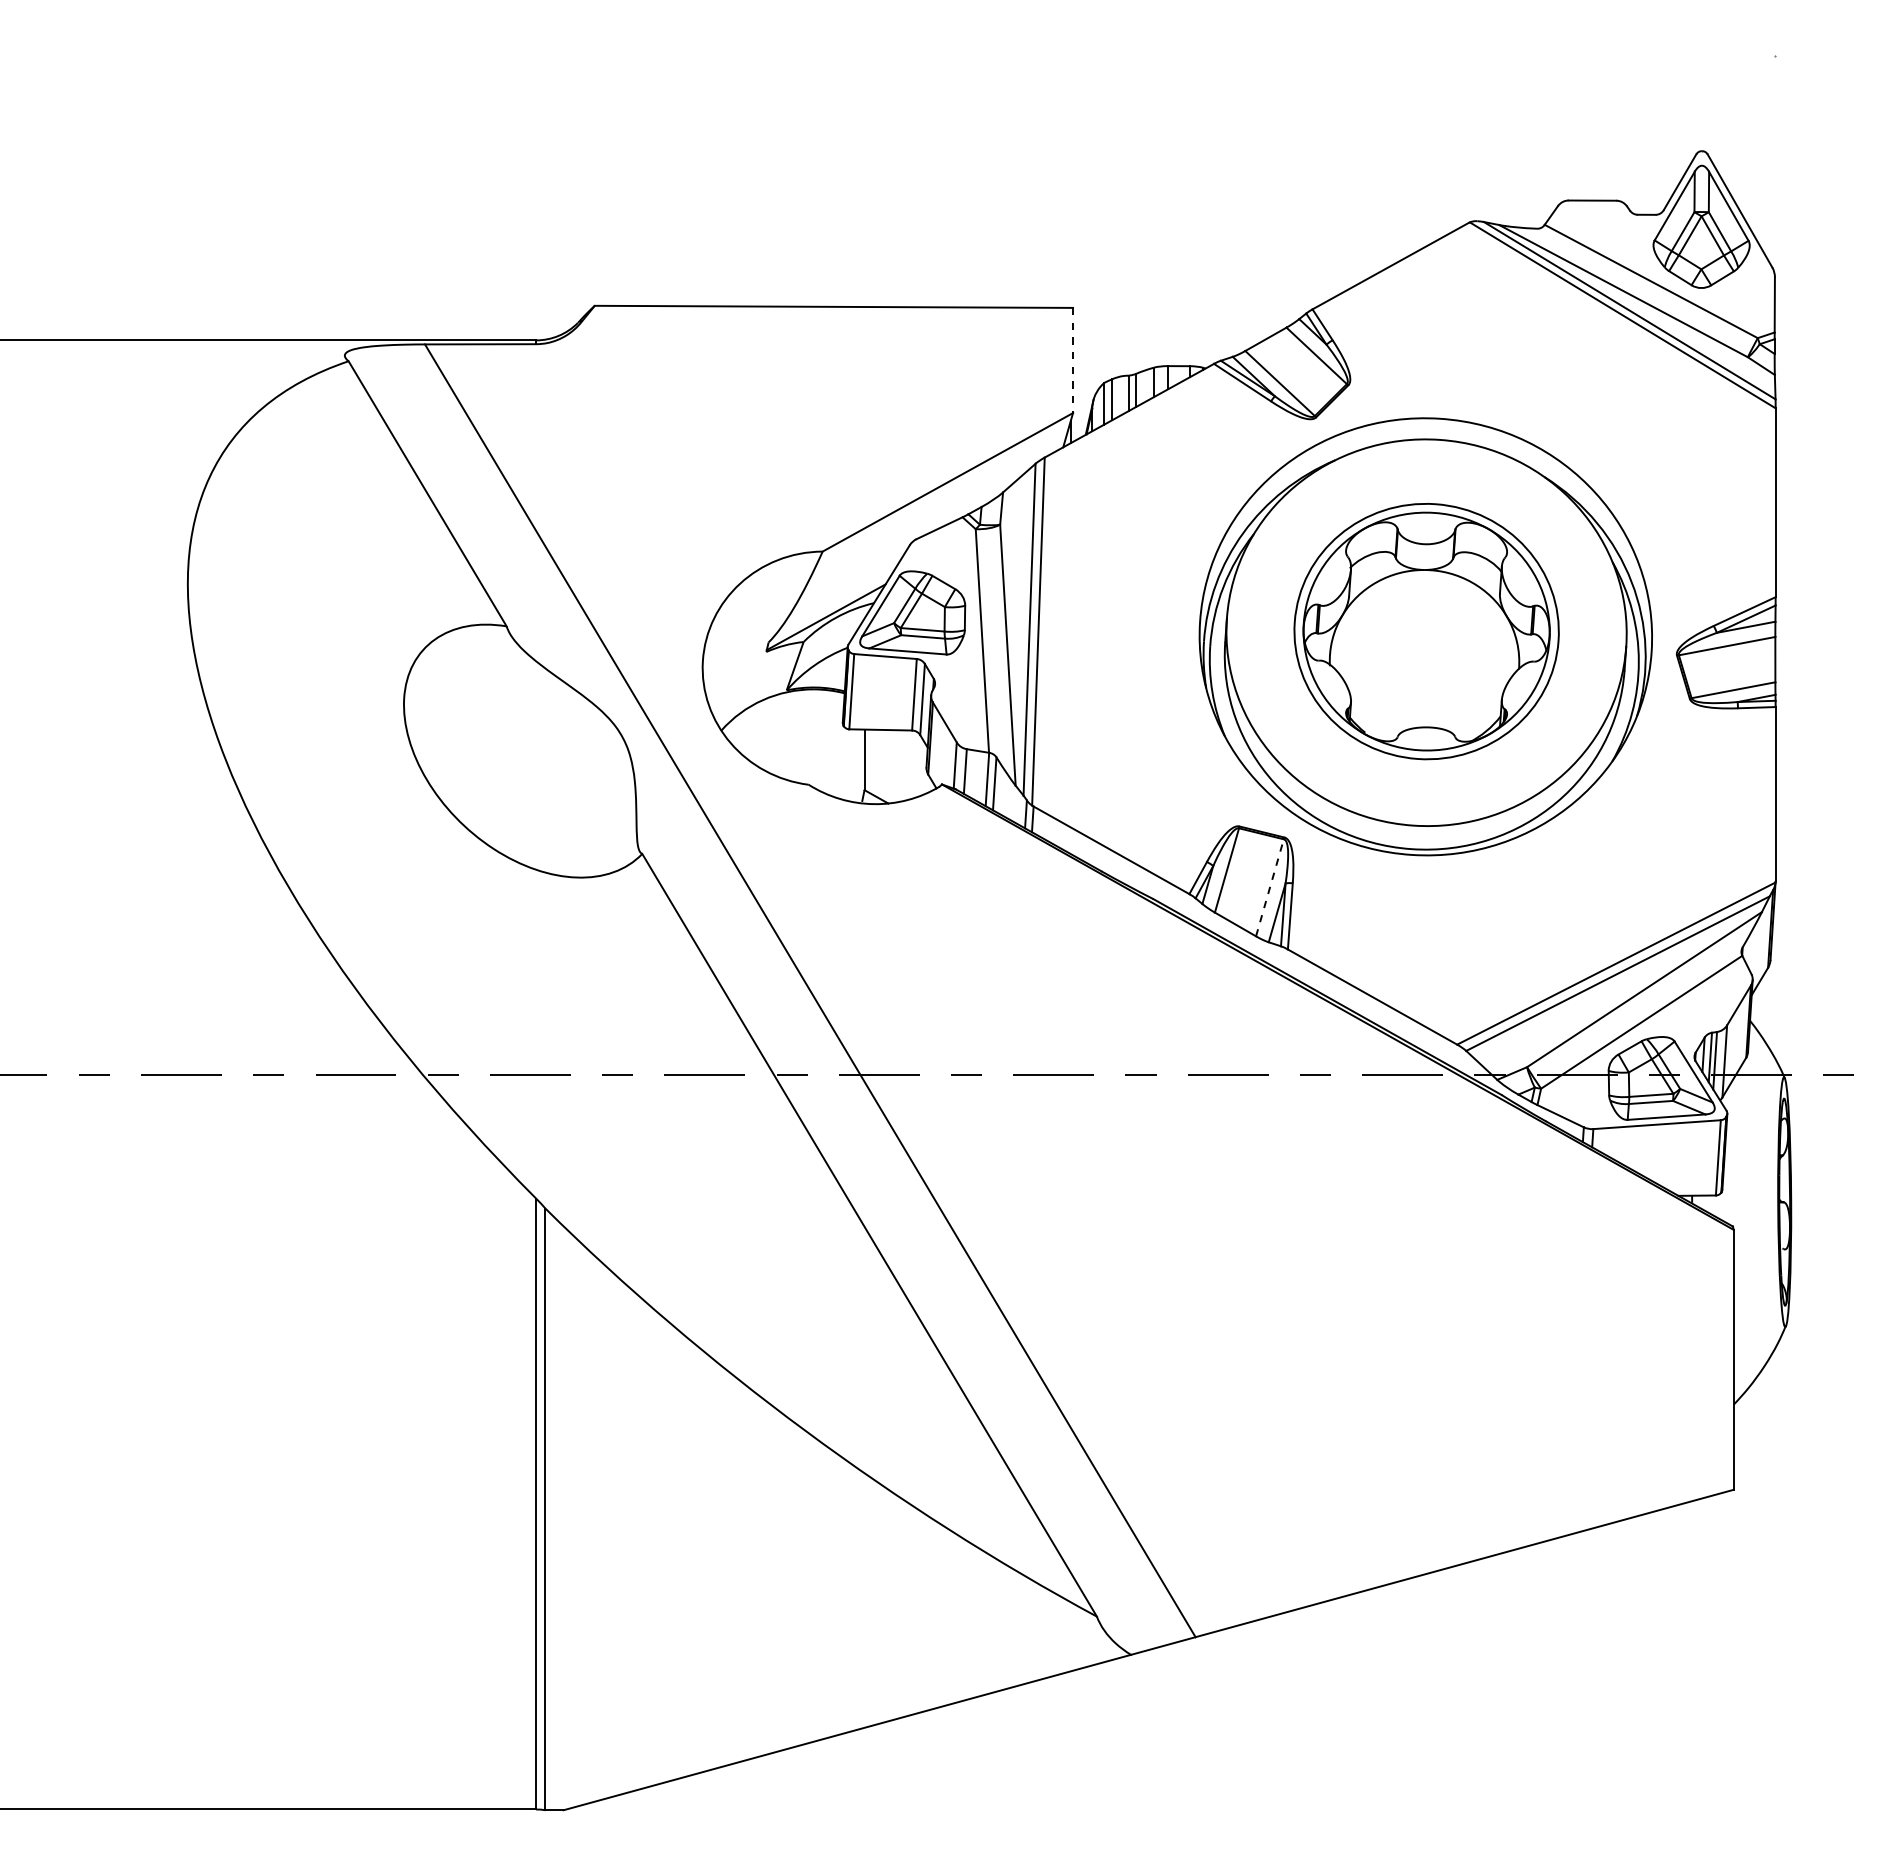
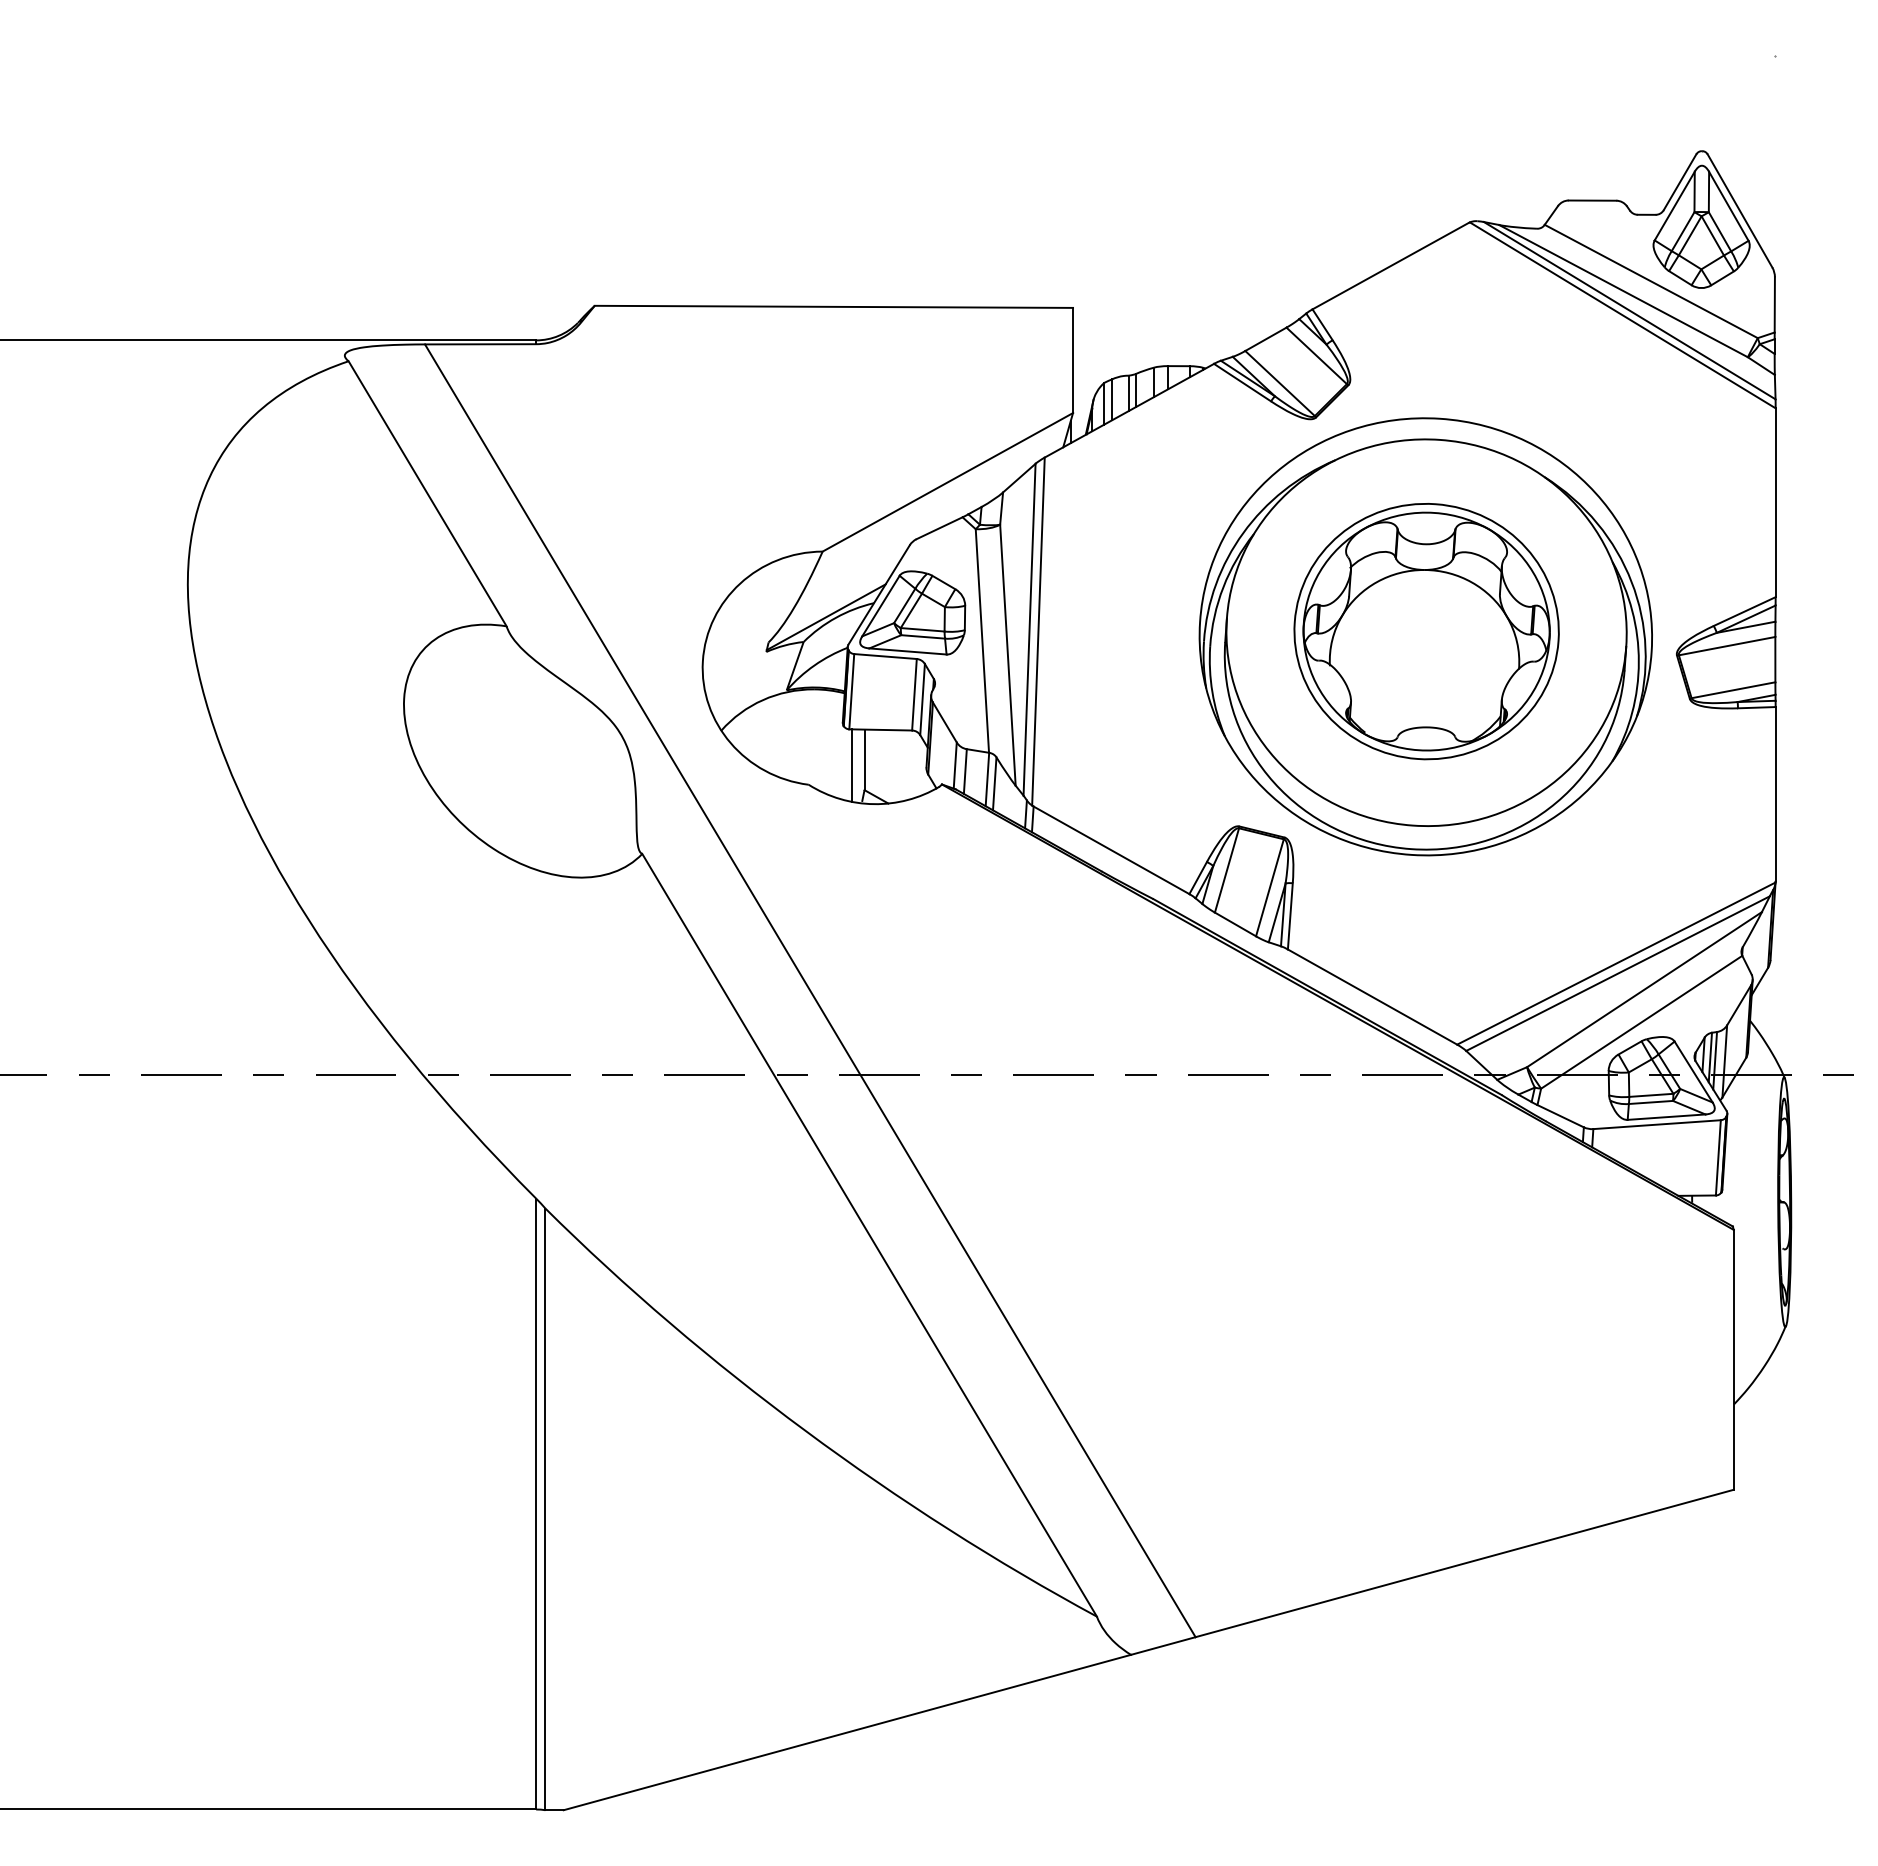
line: dashed -> solid (1073, 360)
line: none -> present (852, 765)
line: dashed -> solid (1270, 887)
